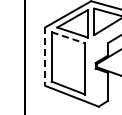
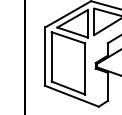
line: dashed -> solid (68, 37)
line: dashed -> solid (45, 57)
